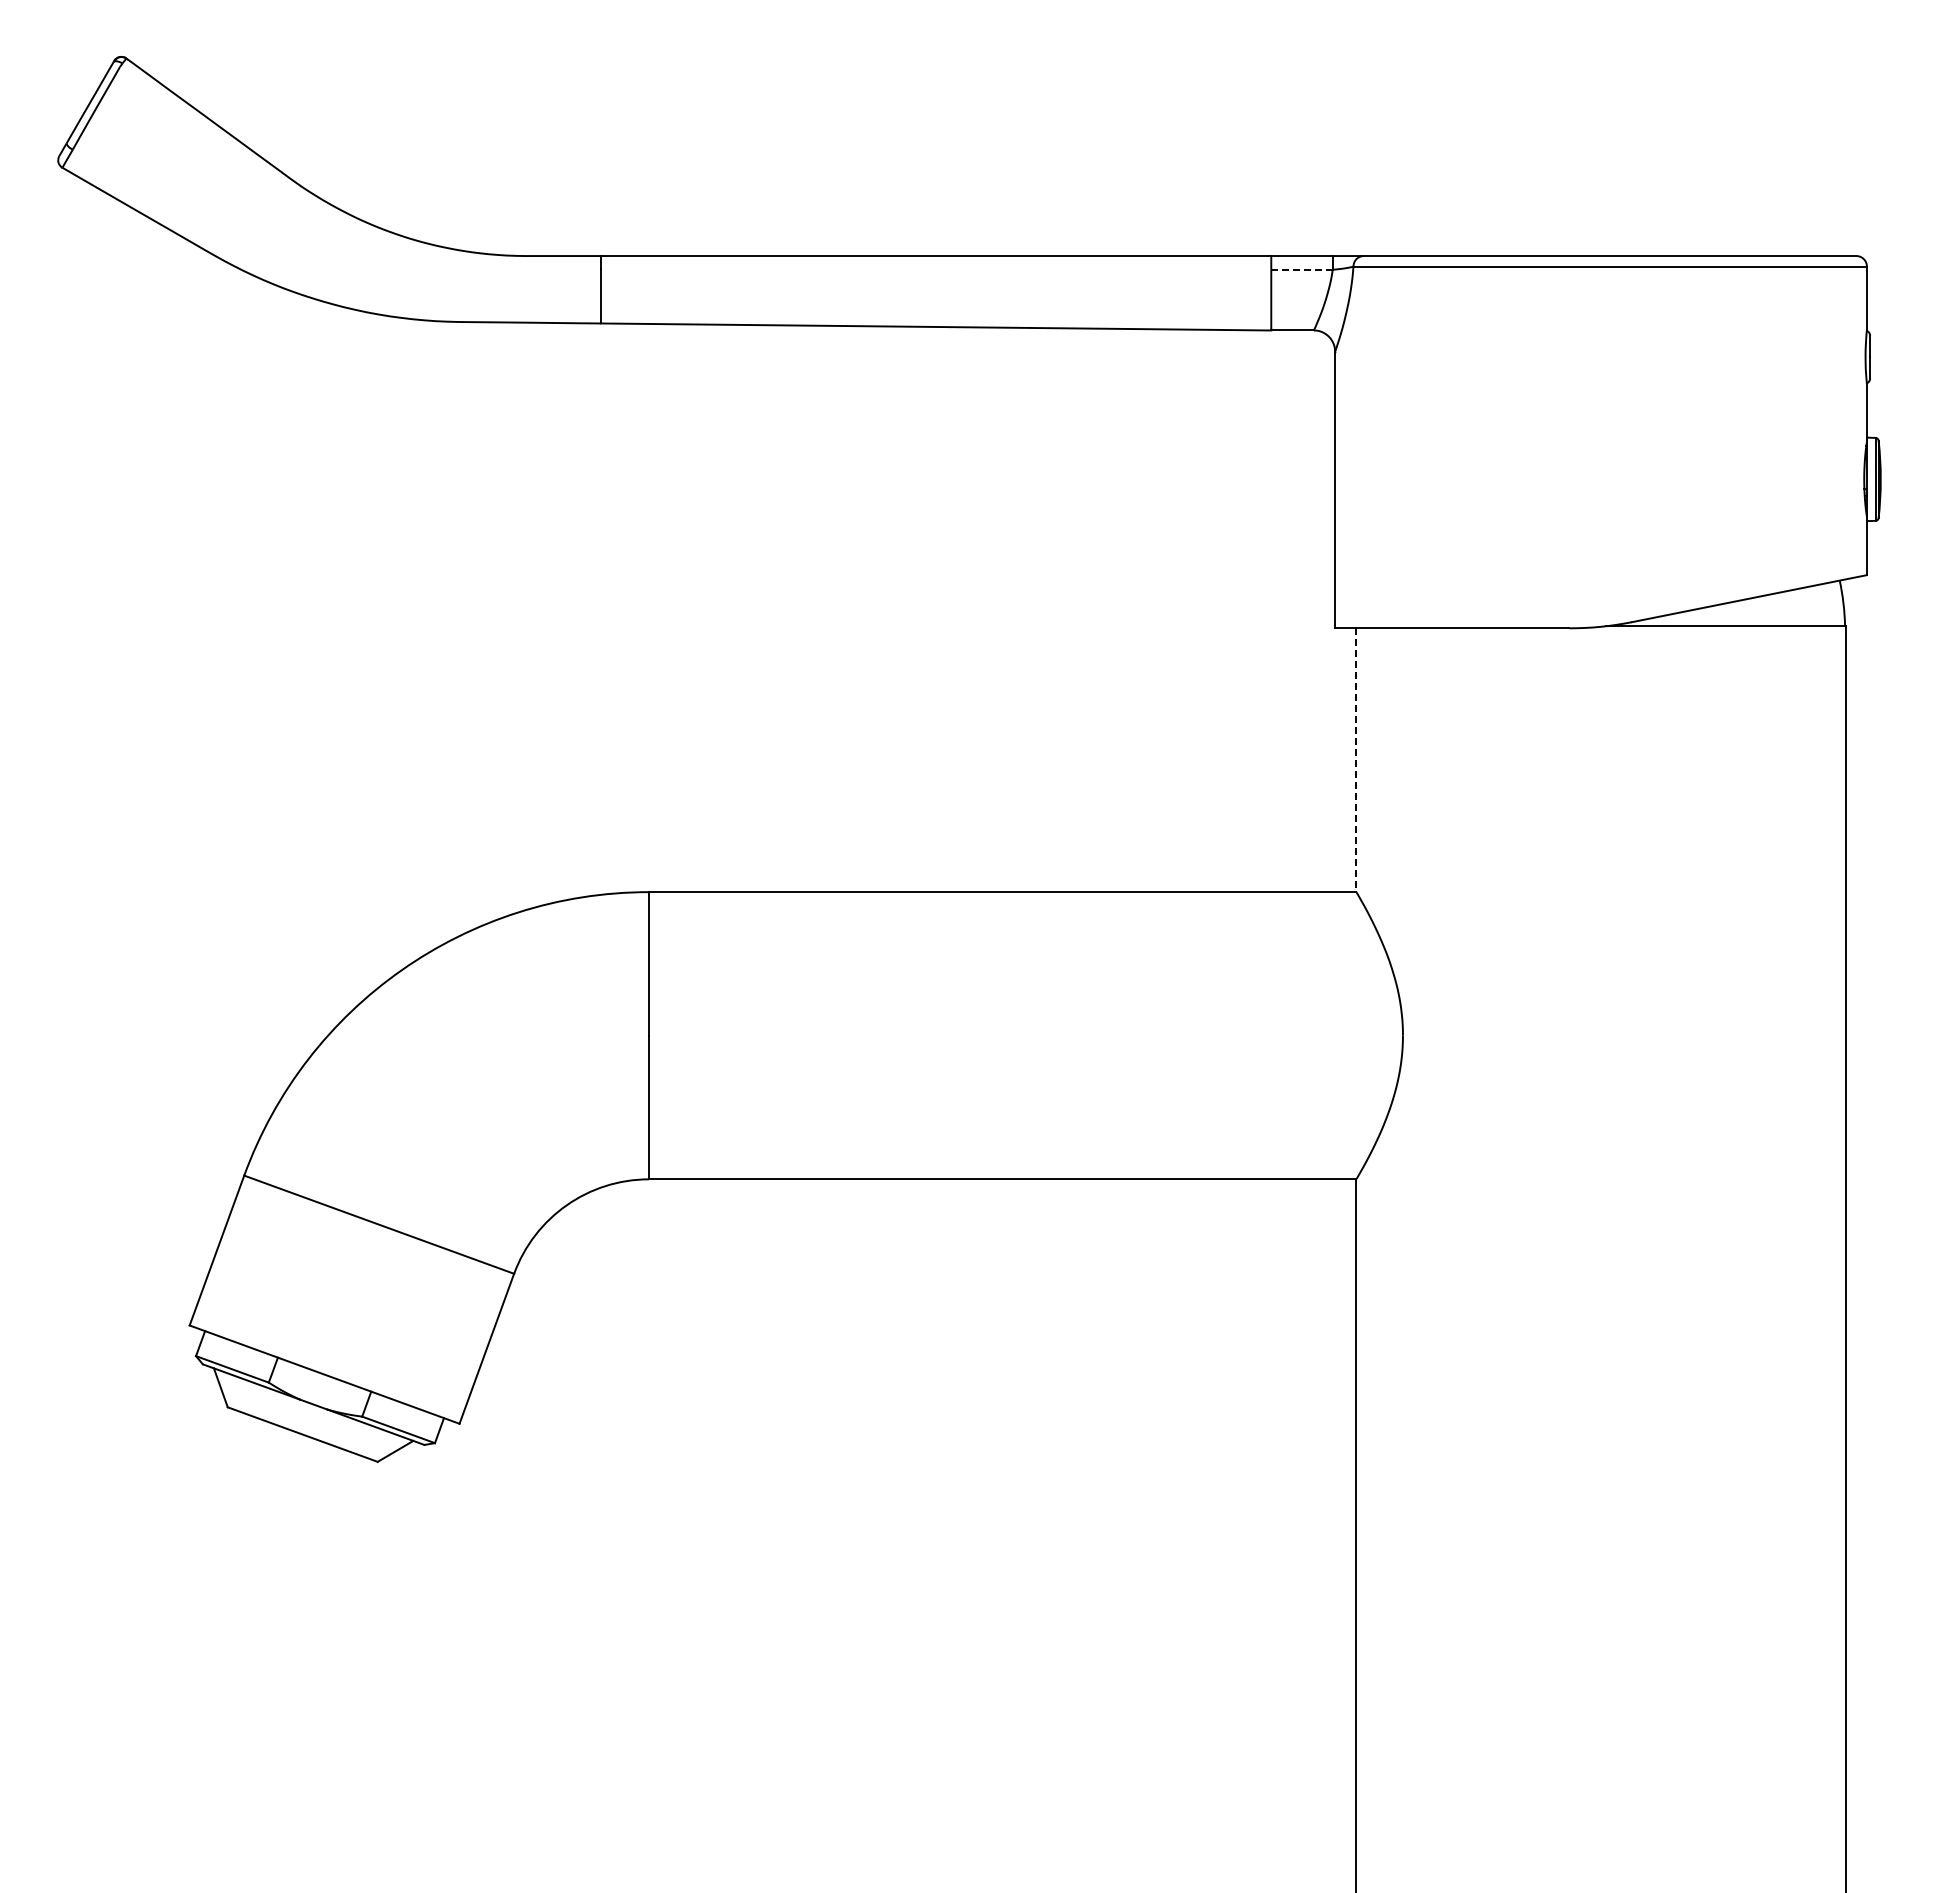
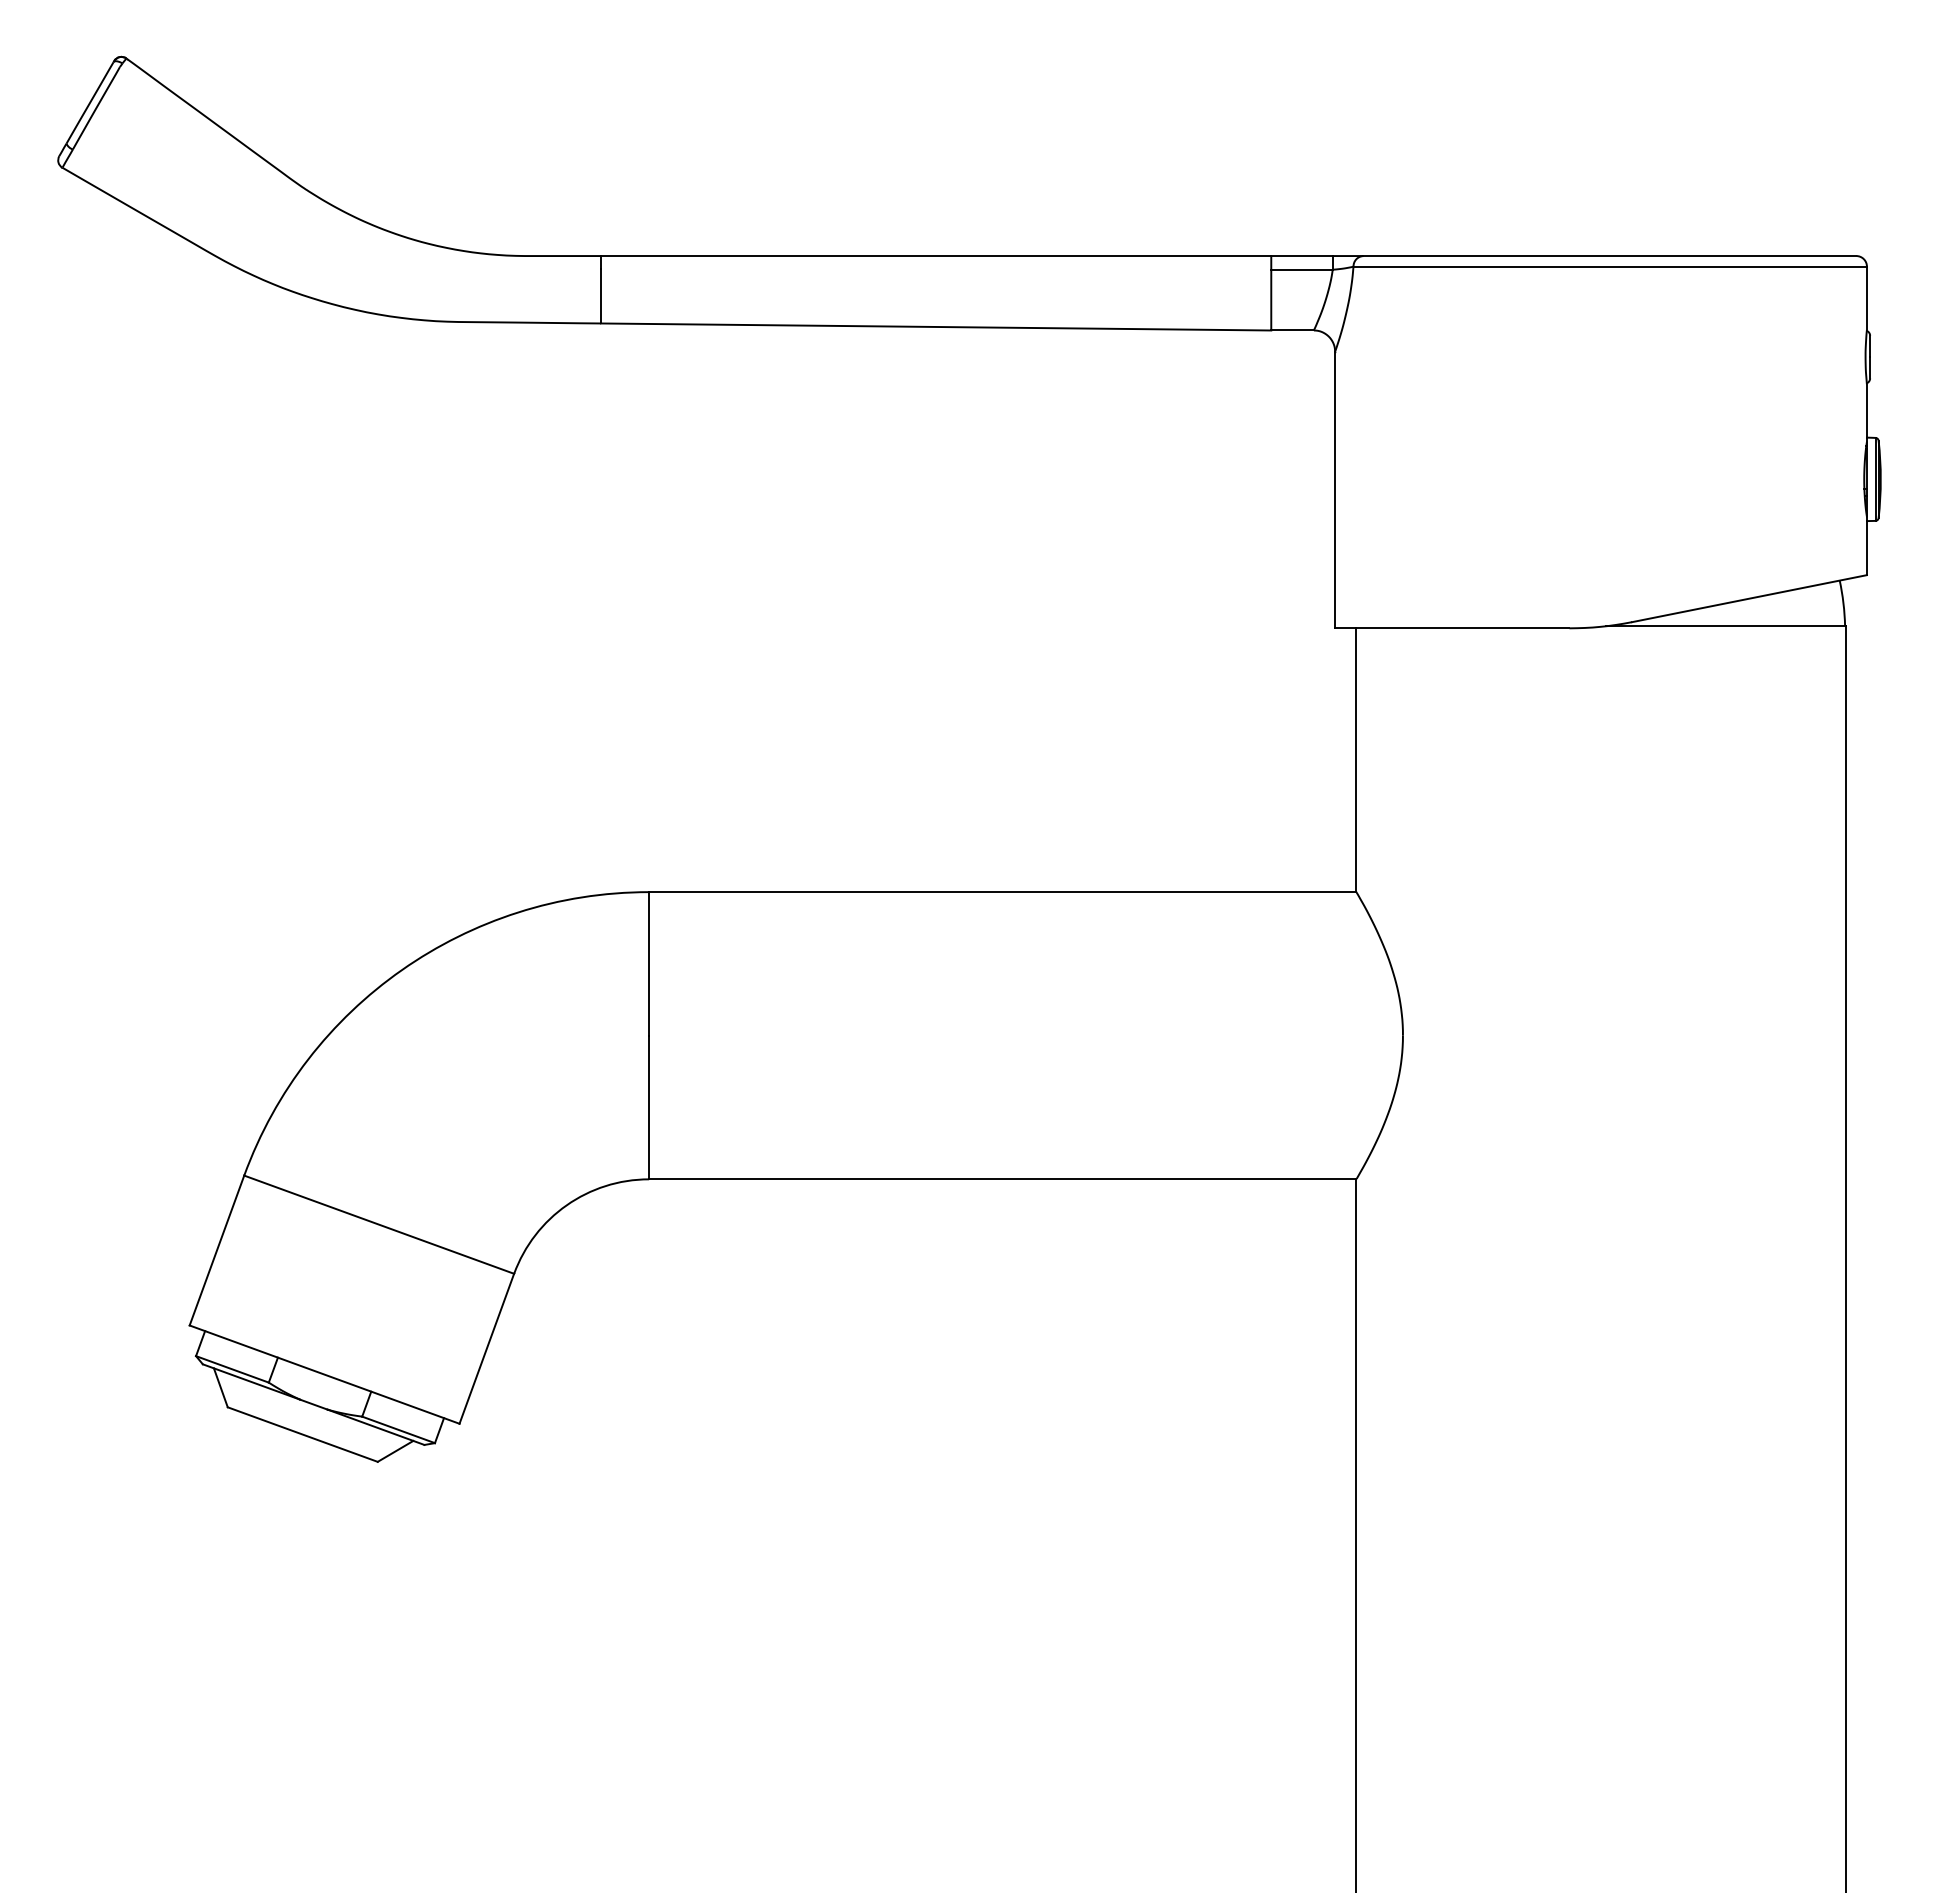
line: dashed -> solid (1302, 269)
line: dashed -> solid (1356, 760)
